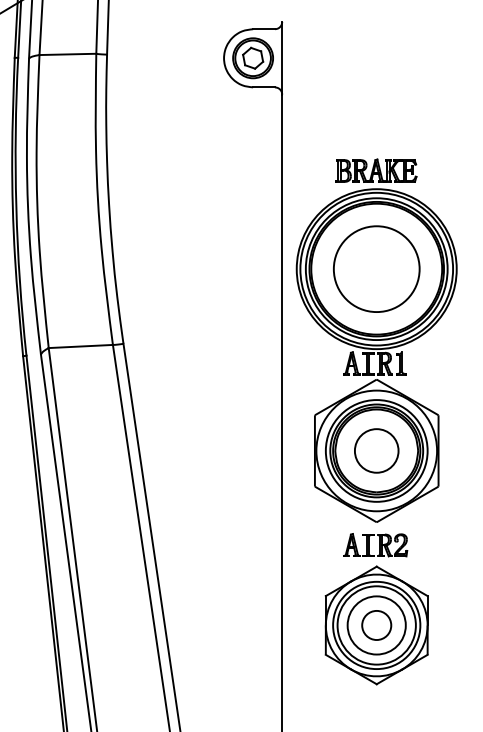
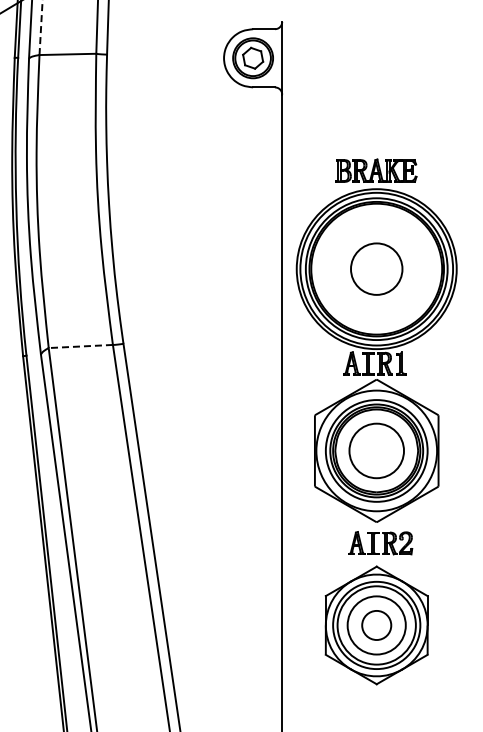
line: solid -> dashed (41, 27)
circle diameter: 86 px -> 51 px (376, 268)
line: solid -> dashed (80, 346)
circle diameter: 44 px -> 55 px (376, 450)
part position: (375, 545) -> (380, 543) (380, 543)
